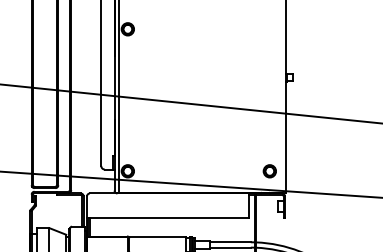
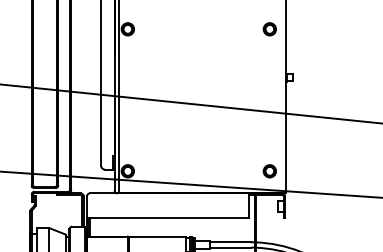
part: none -> present (269, 29)
